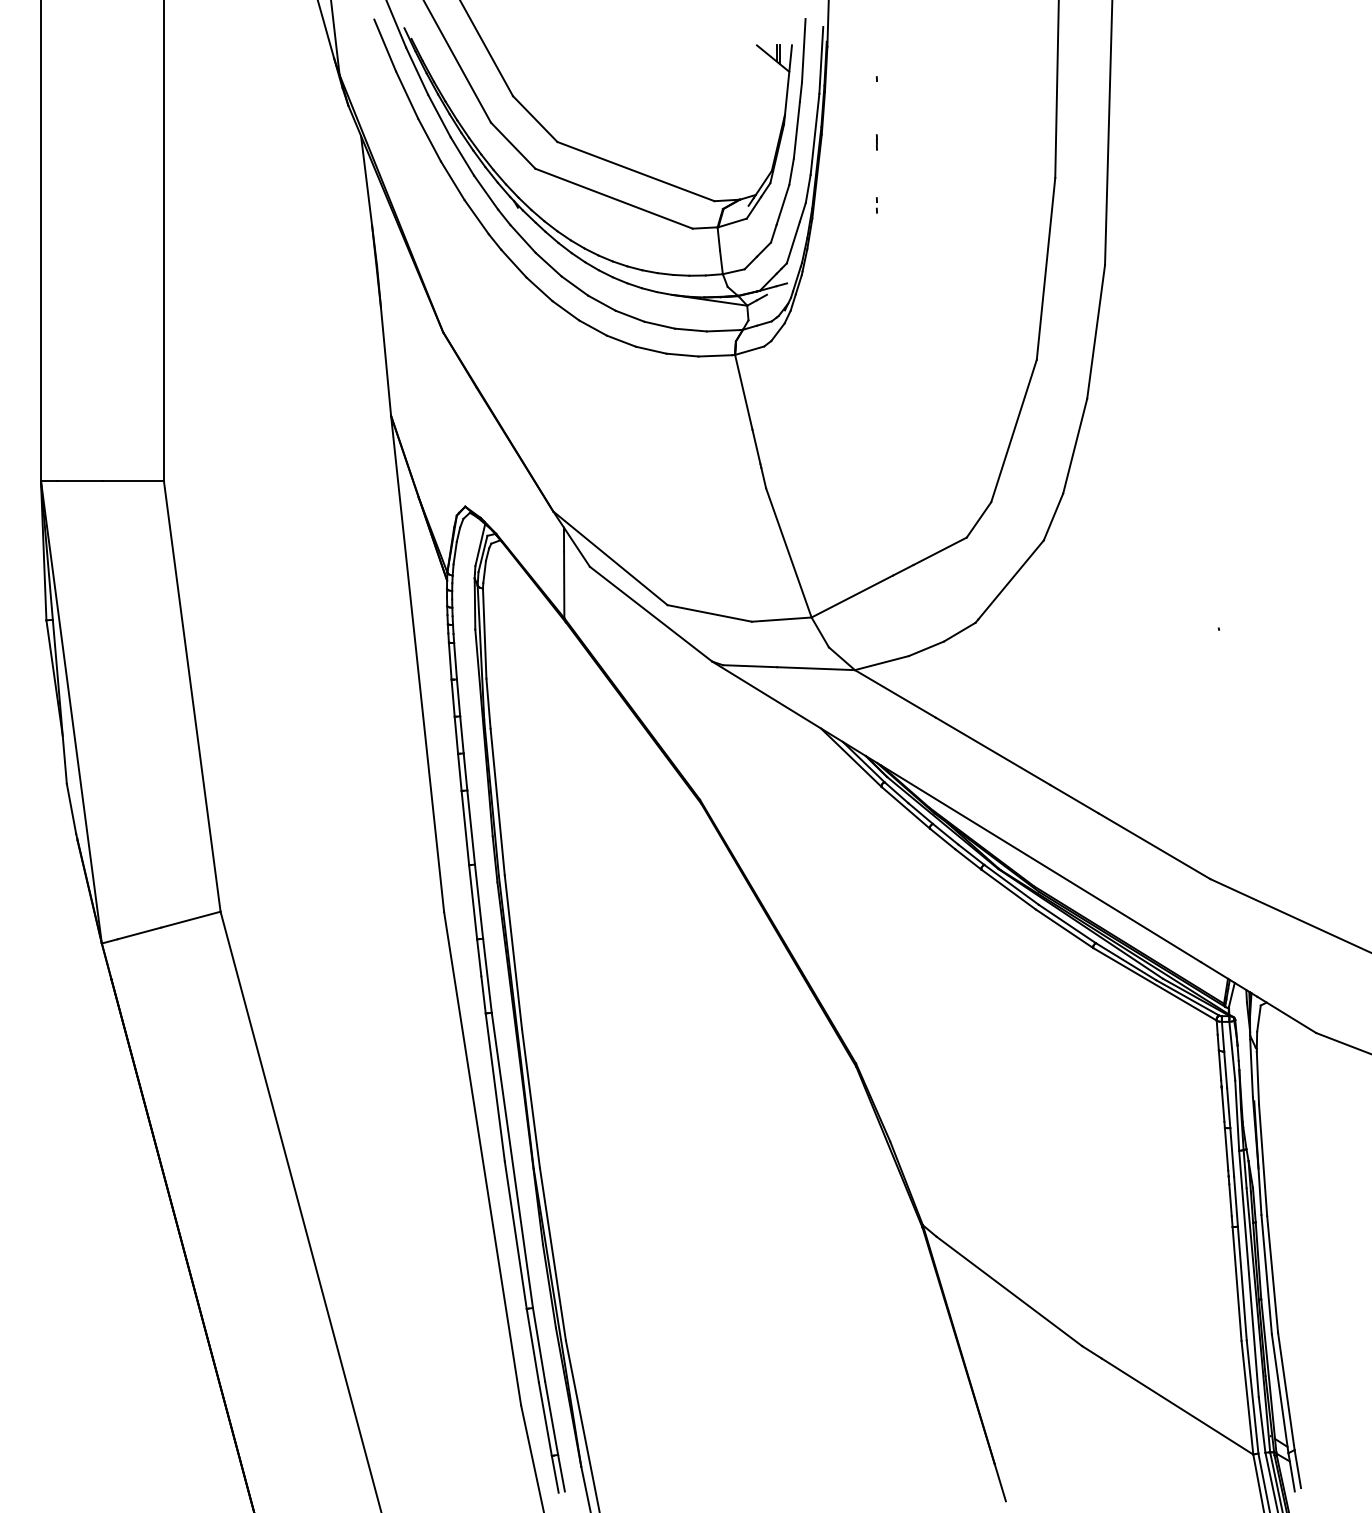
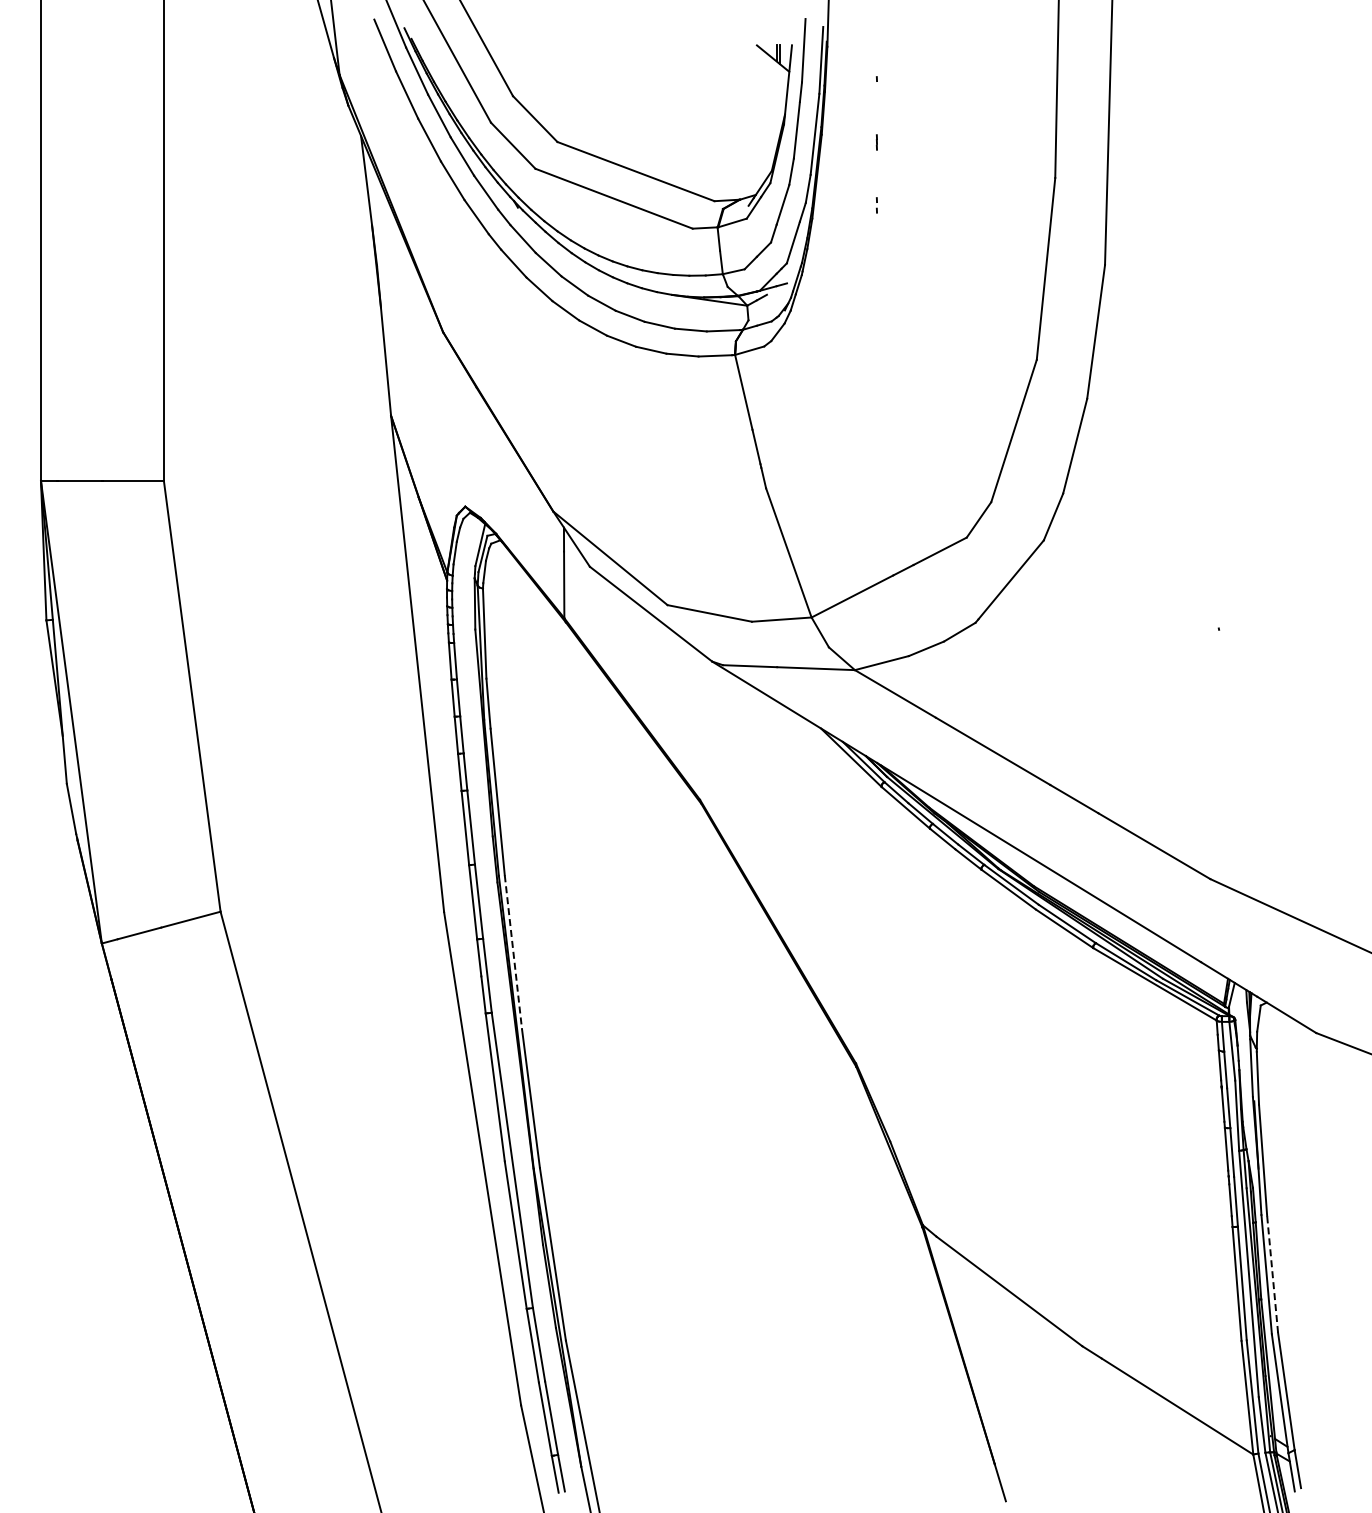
line: solid -> dashed (513, 952)
line: solid -> dashed (1272, 1274)
